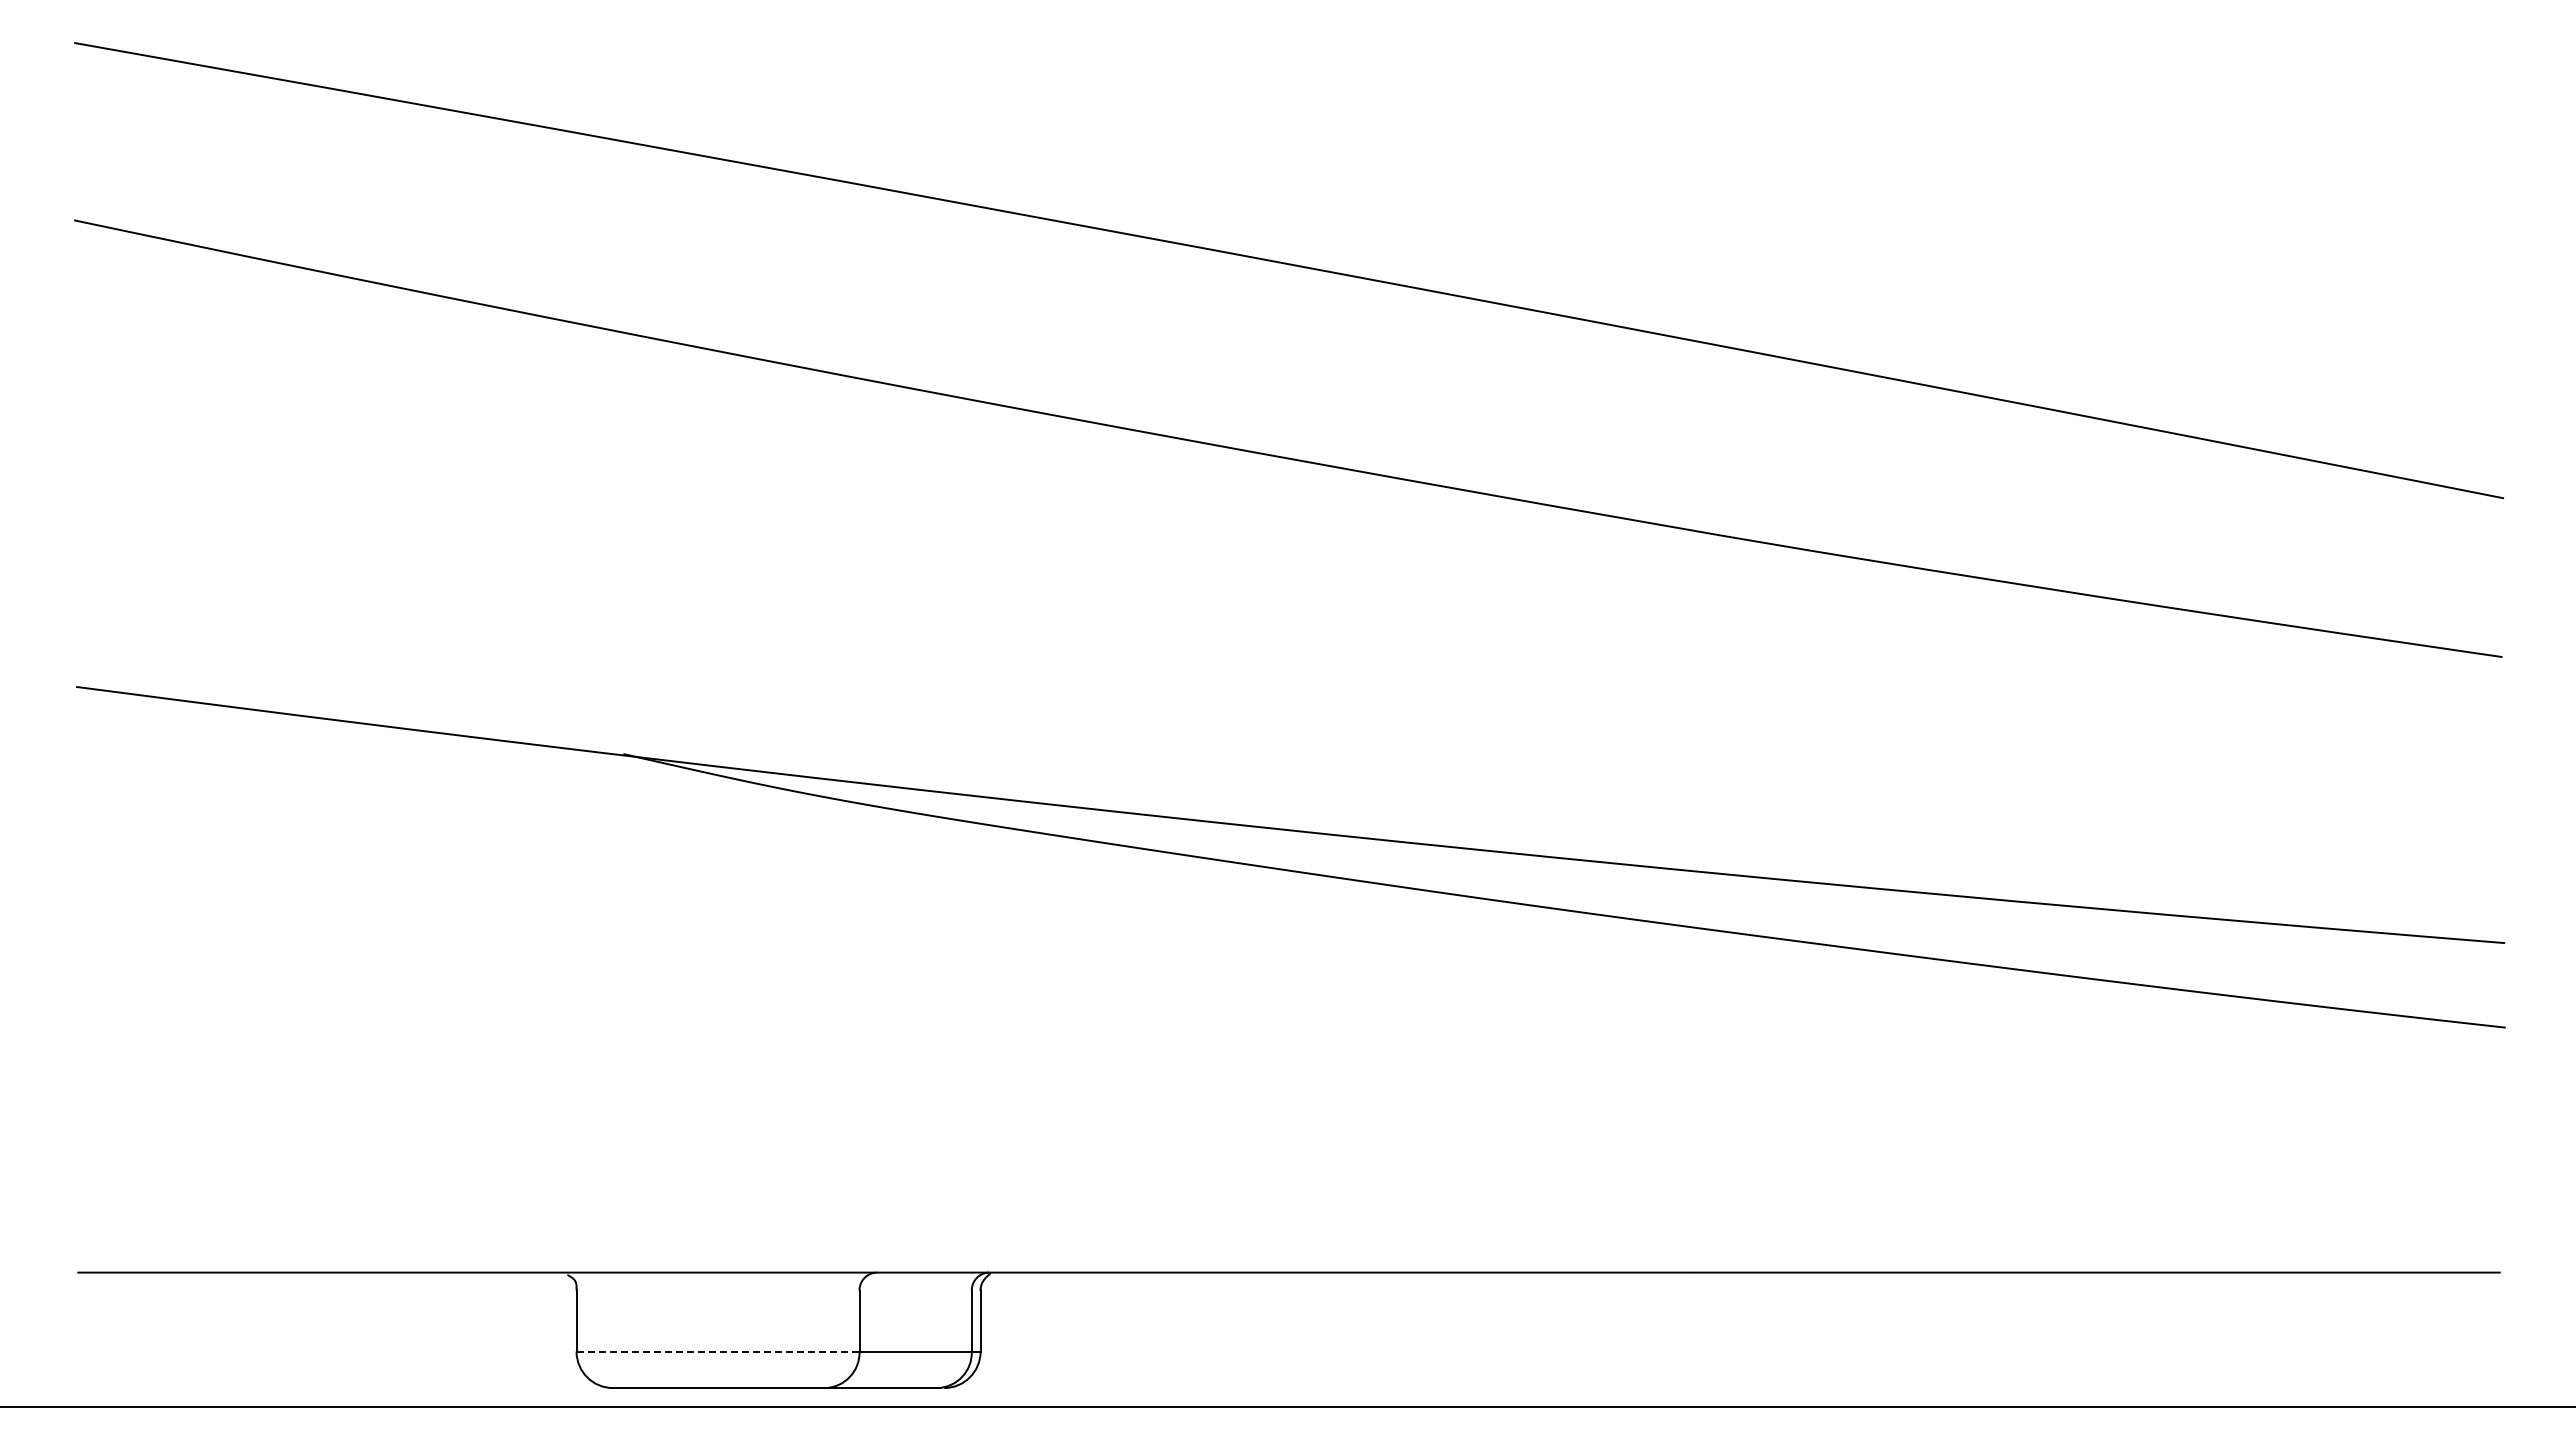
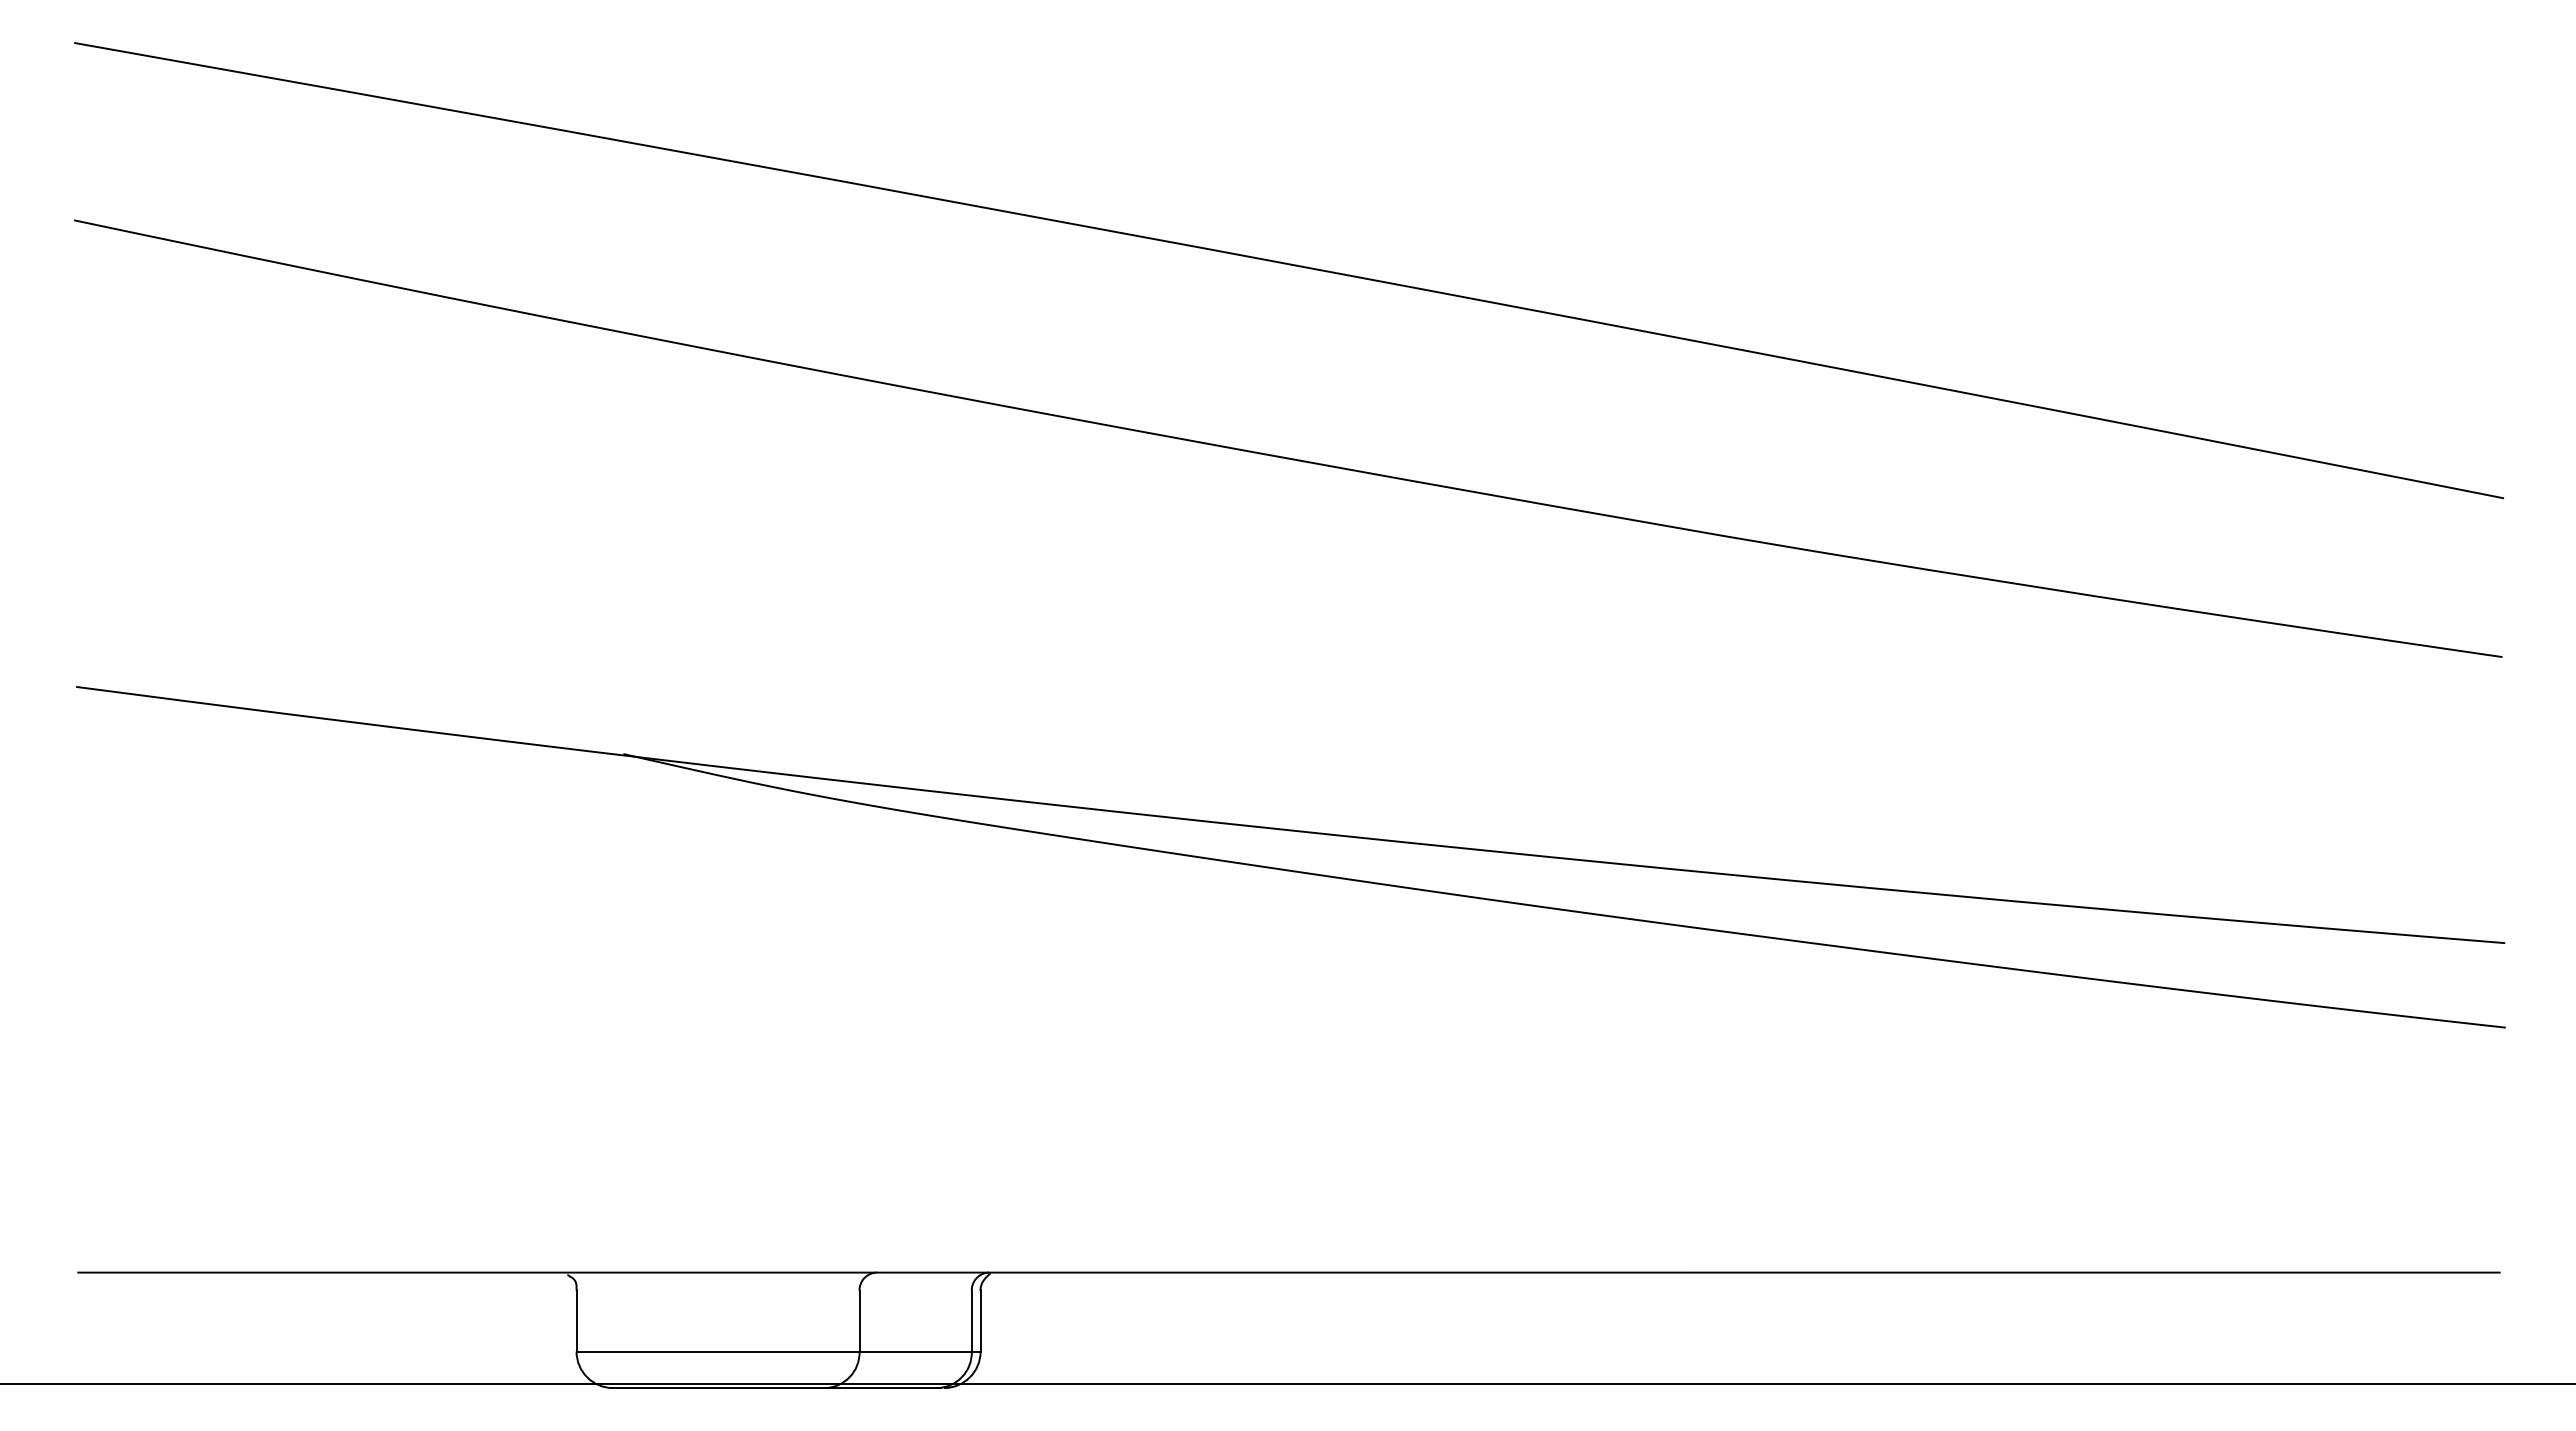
line: dashed -> solid (718, 1351)
line position: (1287, 1407) -> (1287, 1384) (1287, 1384)
